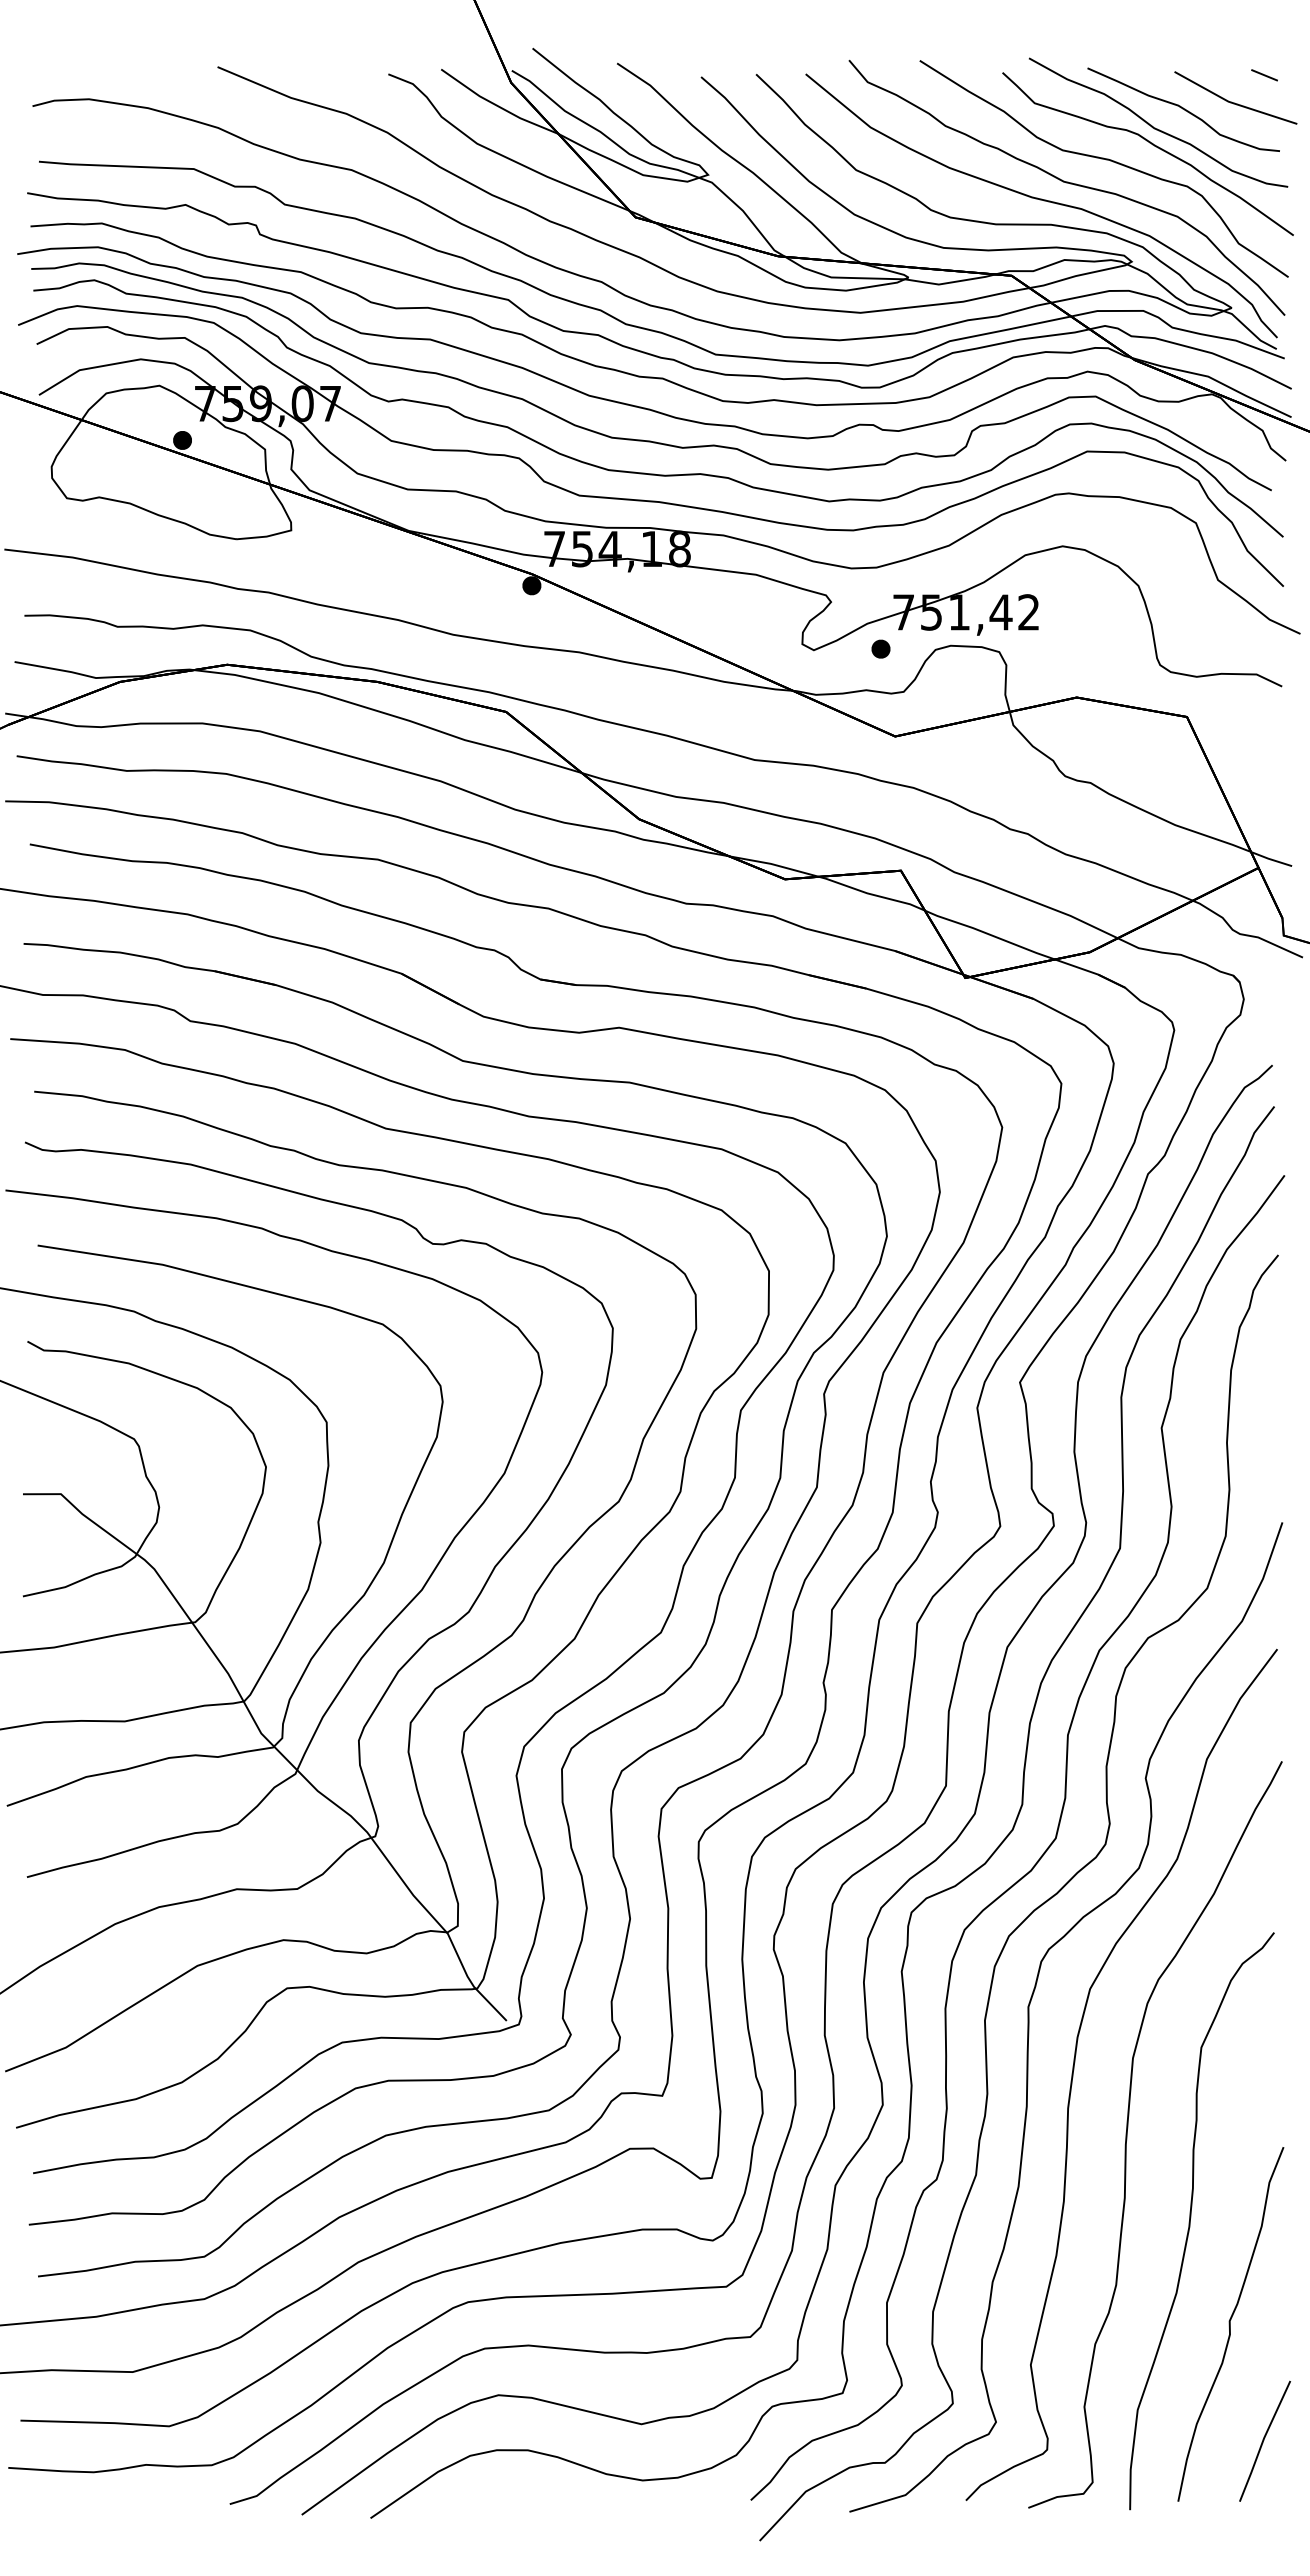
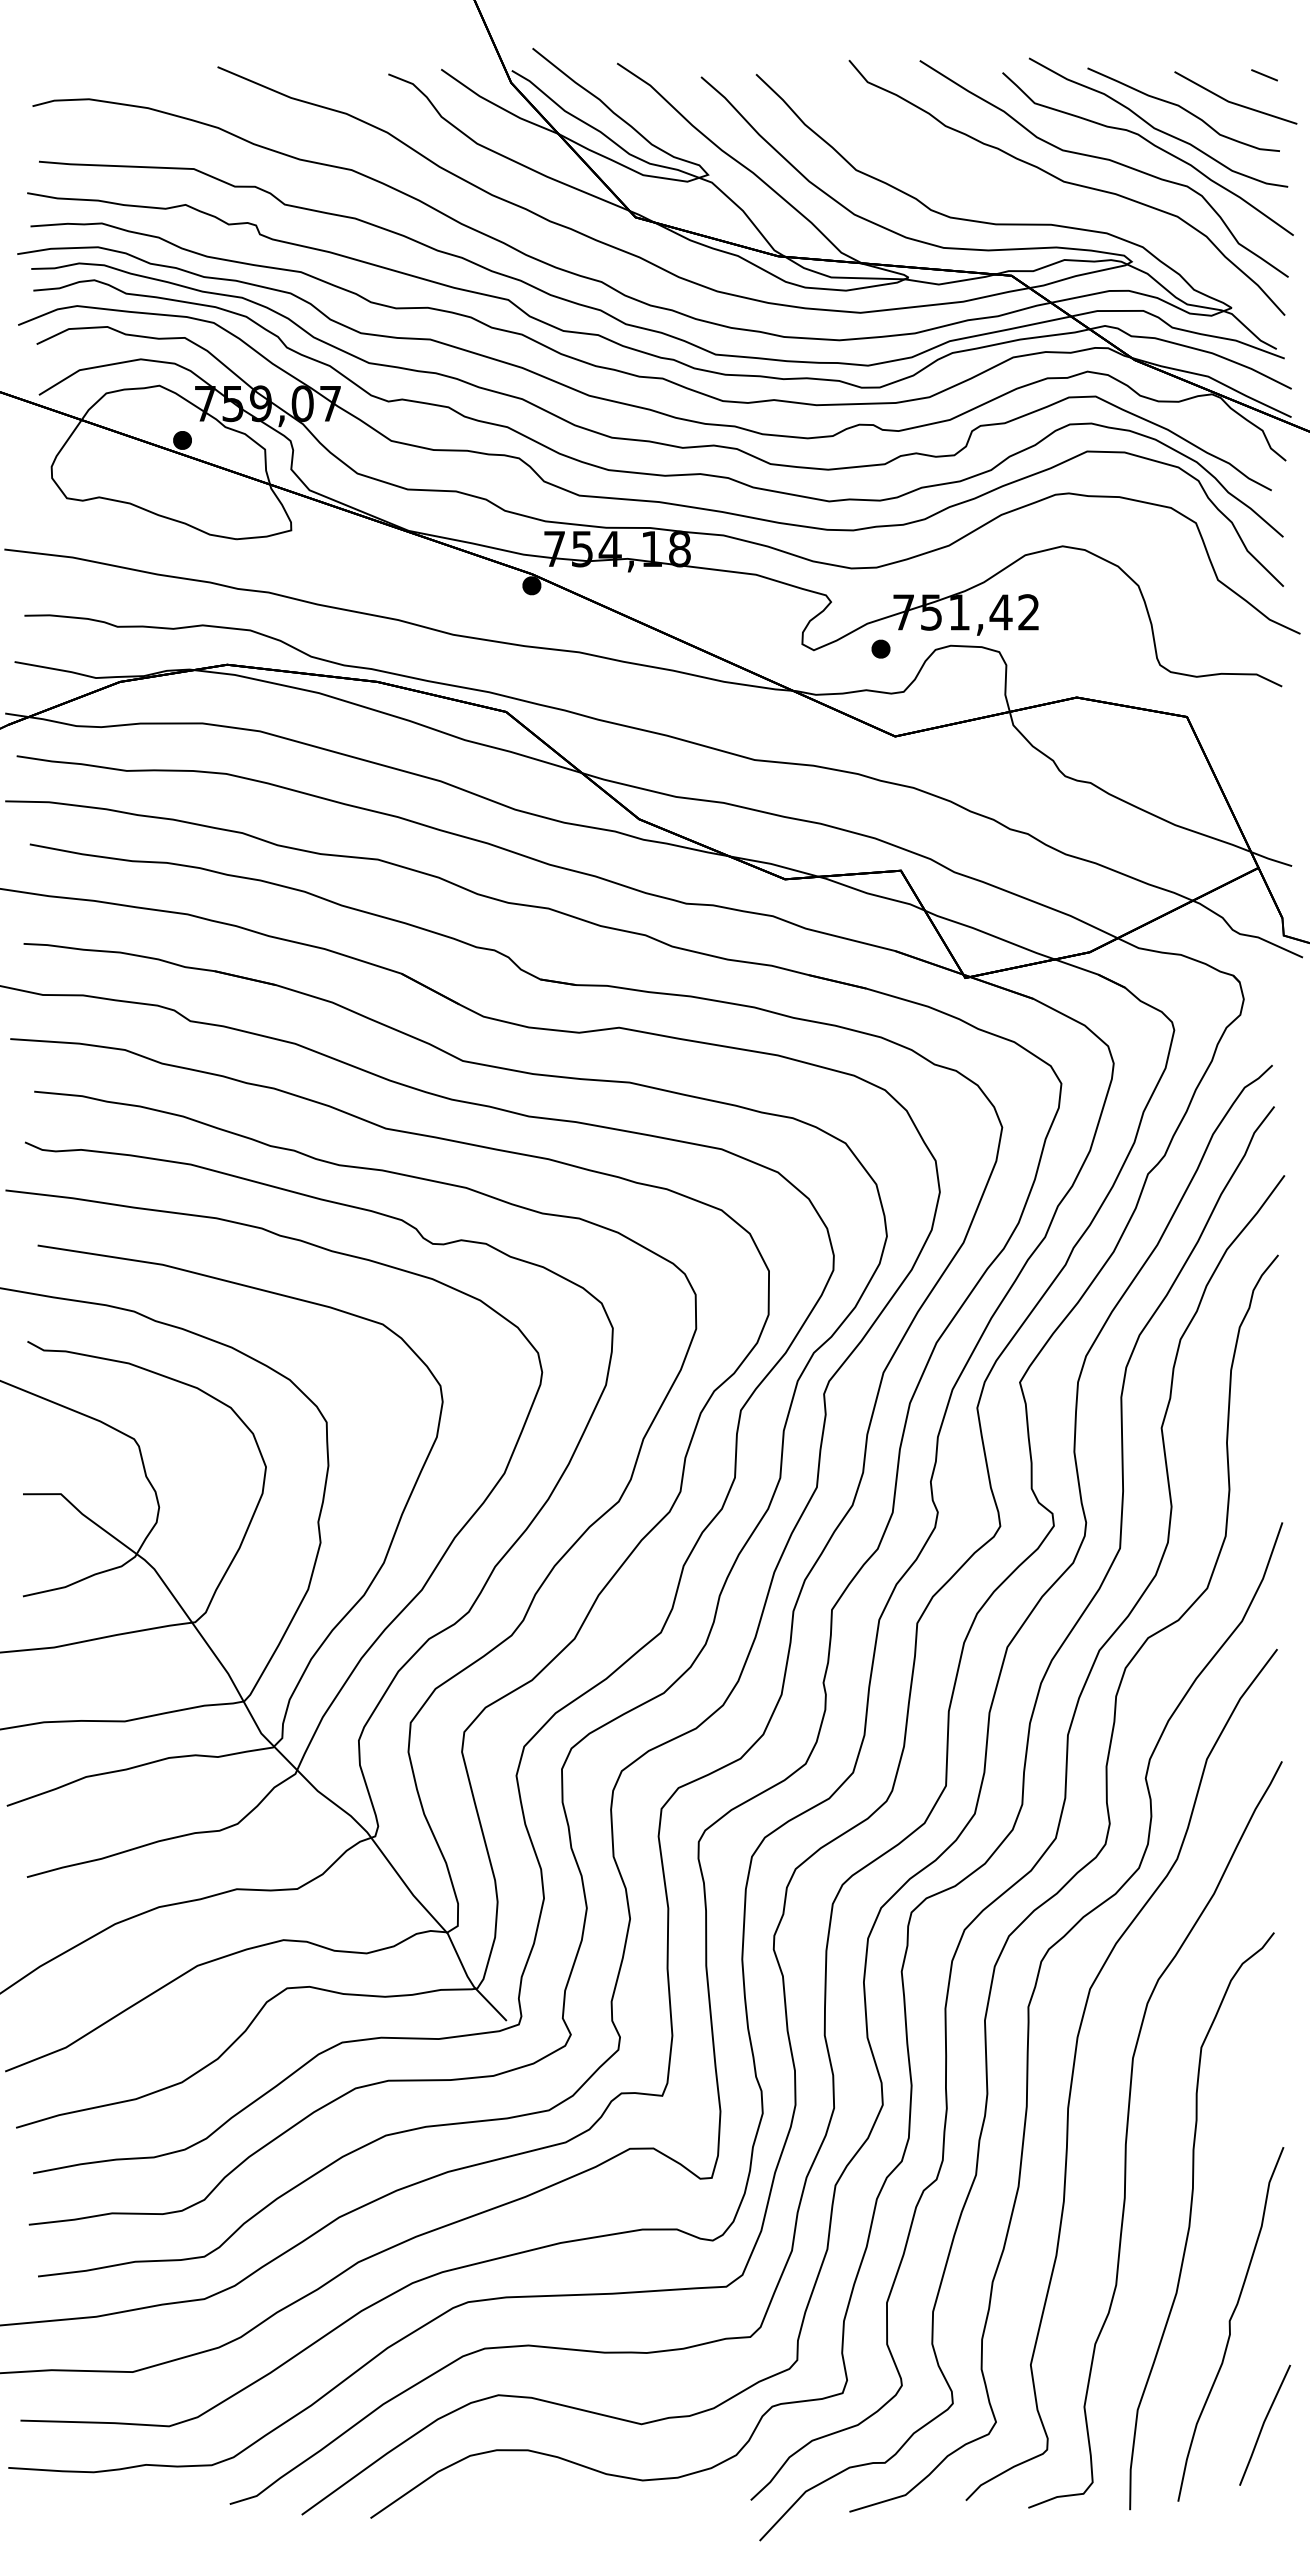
curve: present -> none (1041, 200)
line position: (1264, 2440) -> (1264, 2424) (1264, 2424)
